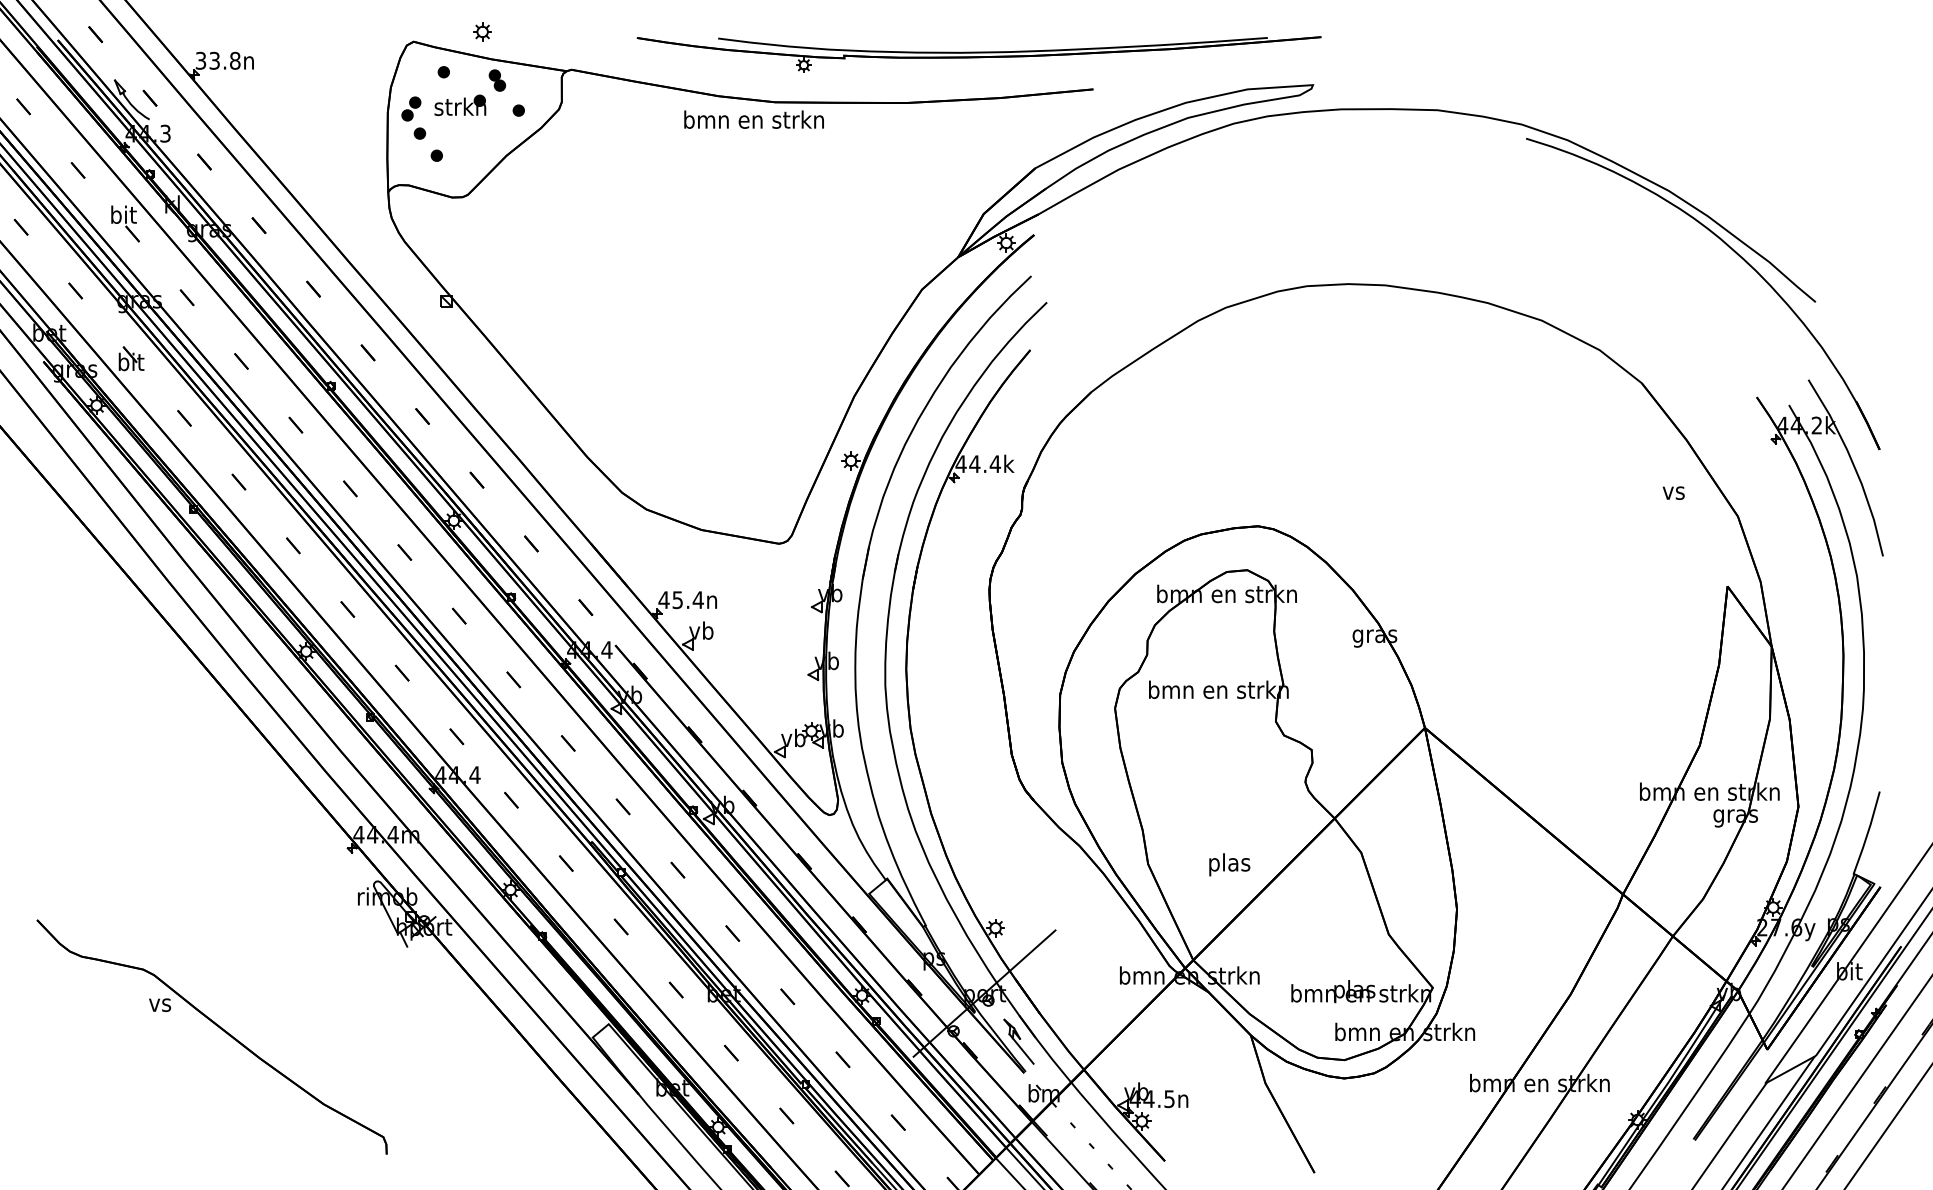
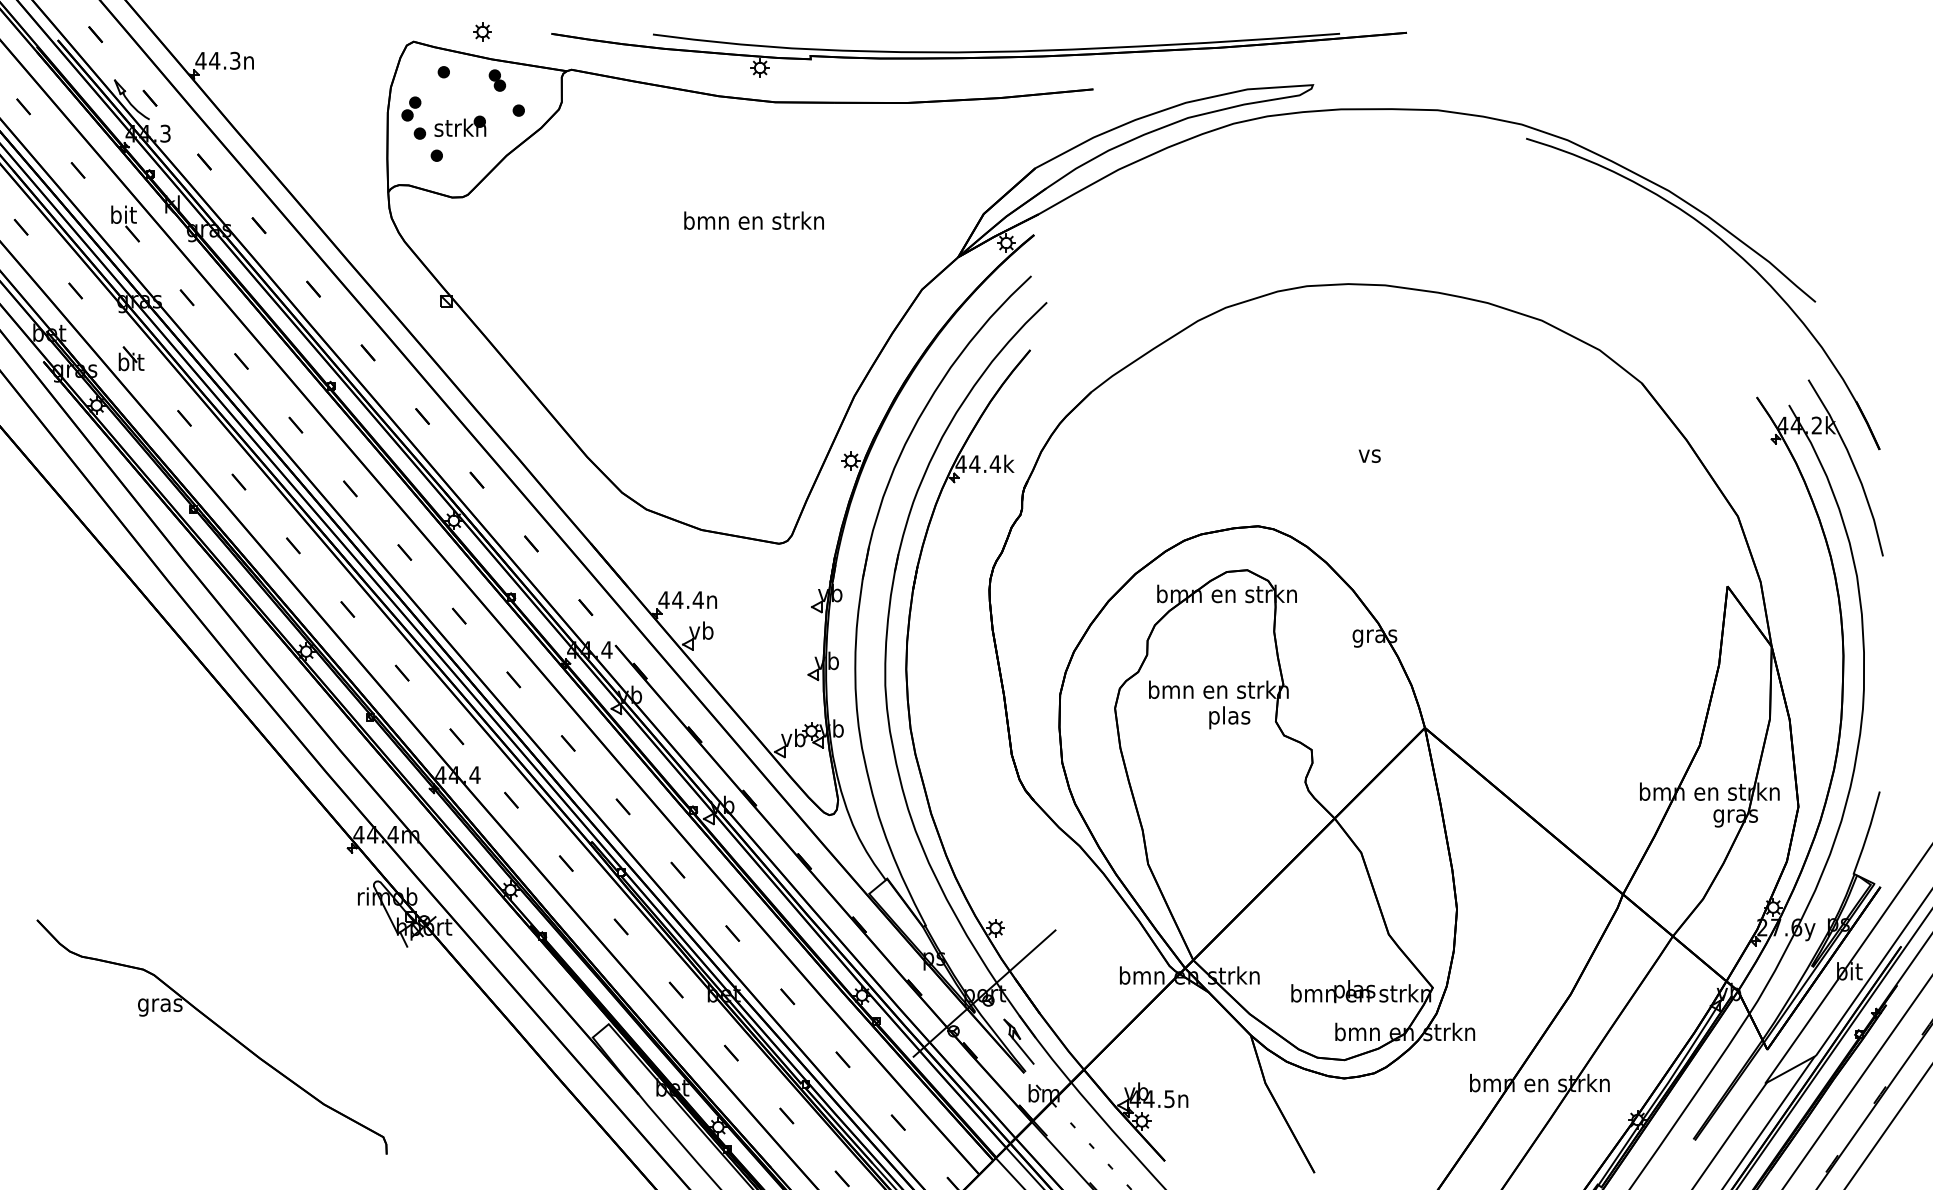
part size: 686x37 px -> 856x47 px (978, 54)
text: 33.8n -> 44.3n (217, 60)
part position: (460, 104) -> (460, 125) (460, 125)
text position: (753, 119) -> (753, 220) (753, 220)
text position: (1673, 492) -> (1369, 455) (1369, 455)
text: 45.4n -> 44.4n (677, 600)
text position: (1229, 864) -> (1229, 717) (1229, 717)
text: vs -> gras (160, 1007)
